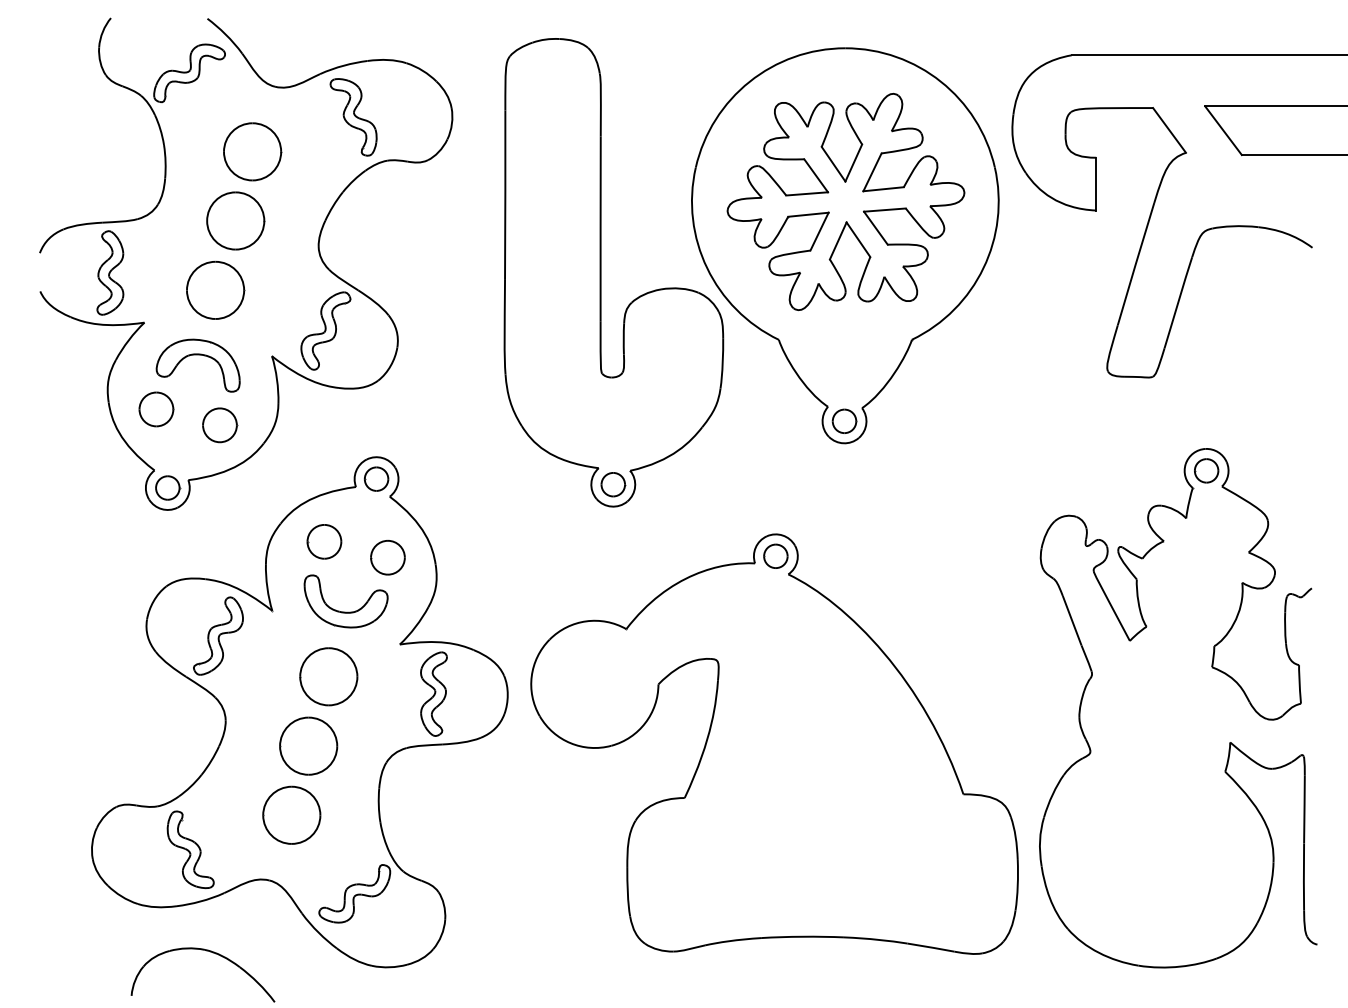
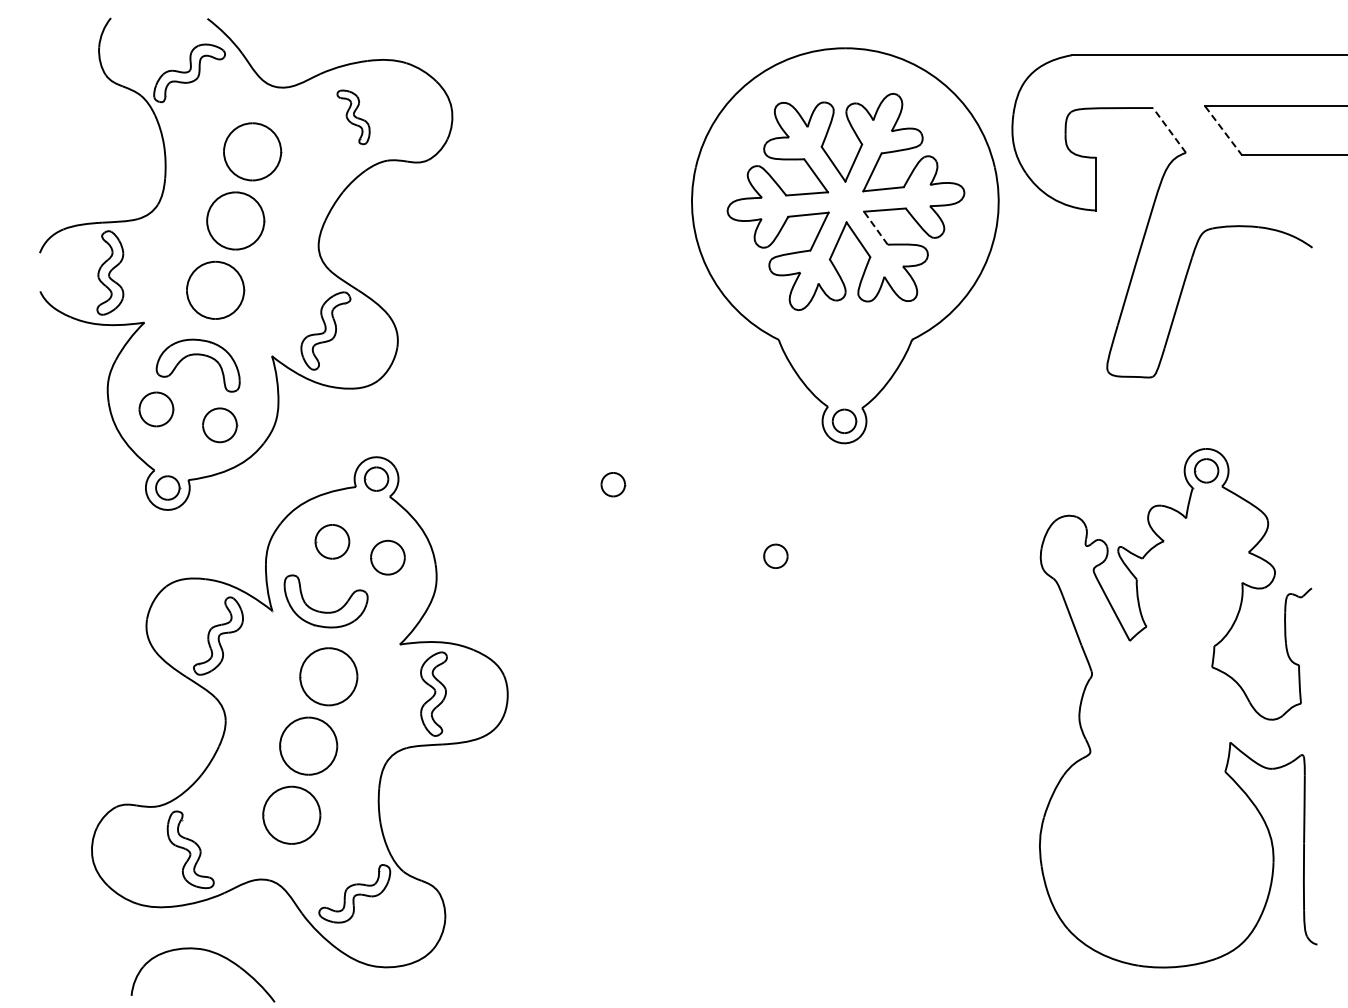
part size: 49x79 px -> 35x57 px (353, 117)
line: solid -> dashed (1169, 130)
line: solid -> dashed (1223, 131)
line: solid -> dashed (875, 227)
part: present -> none (601, 272)
part position: (324, 541) -> (332, 541) (332, 541)
part position: (345, 611) -> (325, 611) (325, 611)
part: present -> none (774, 743)
